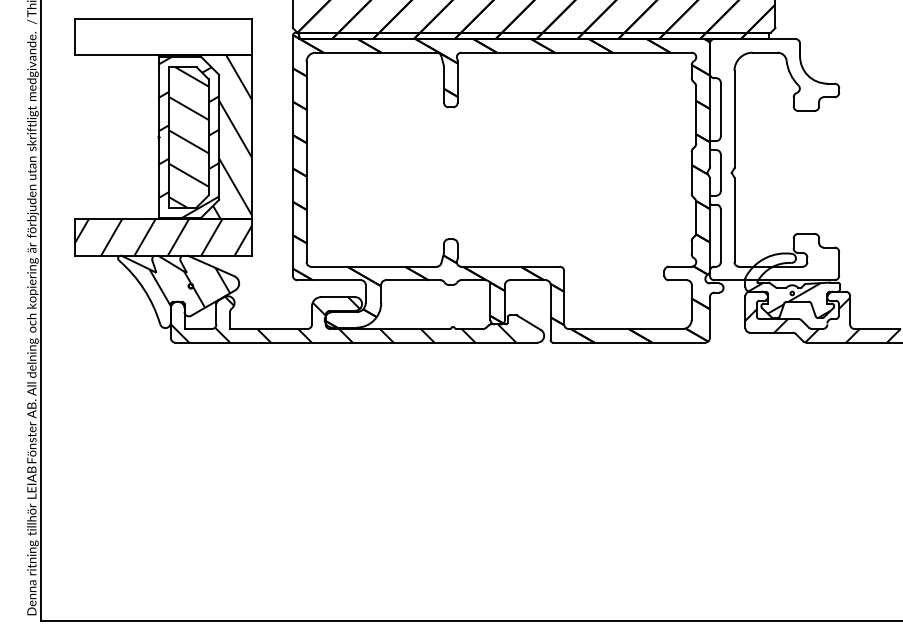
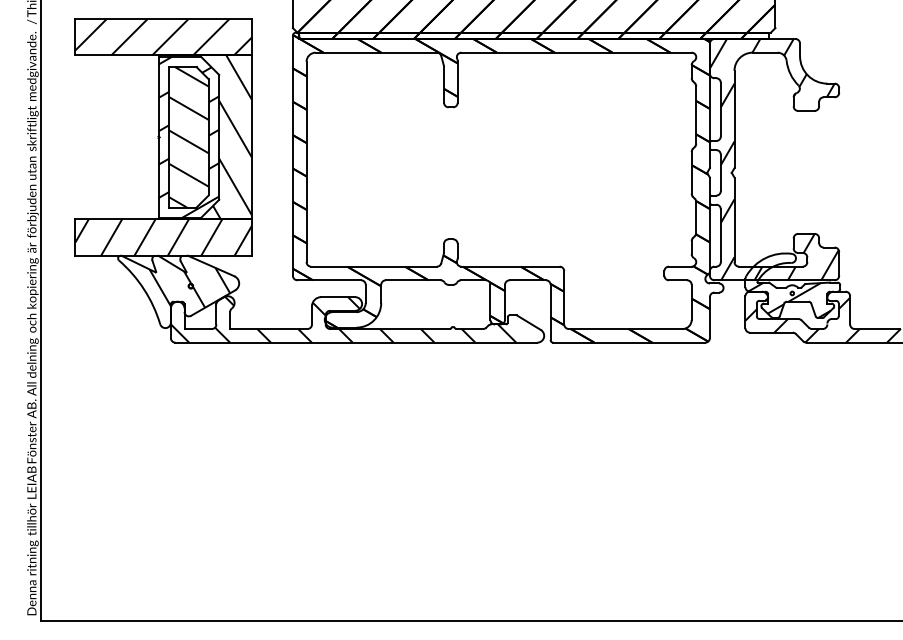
hatch: none -> present (163, 37)
hatch: none -> present (773, 159)
